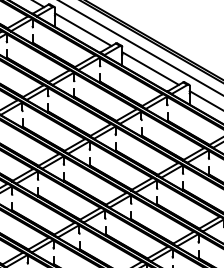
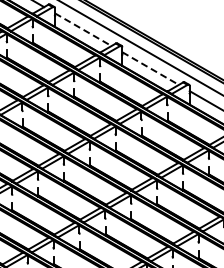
line: solid -> dashed (83, 29)
line: solid -> dashed (150, 68)
